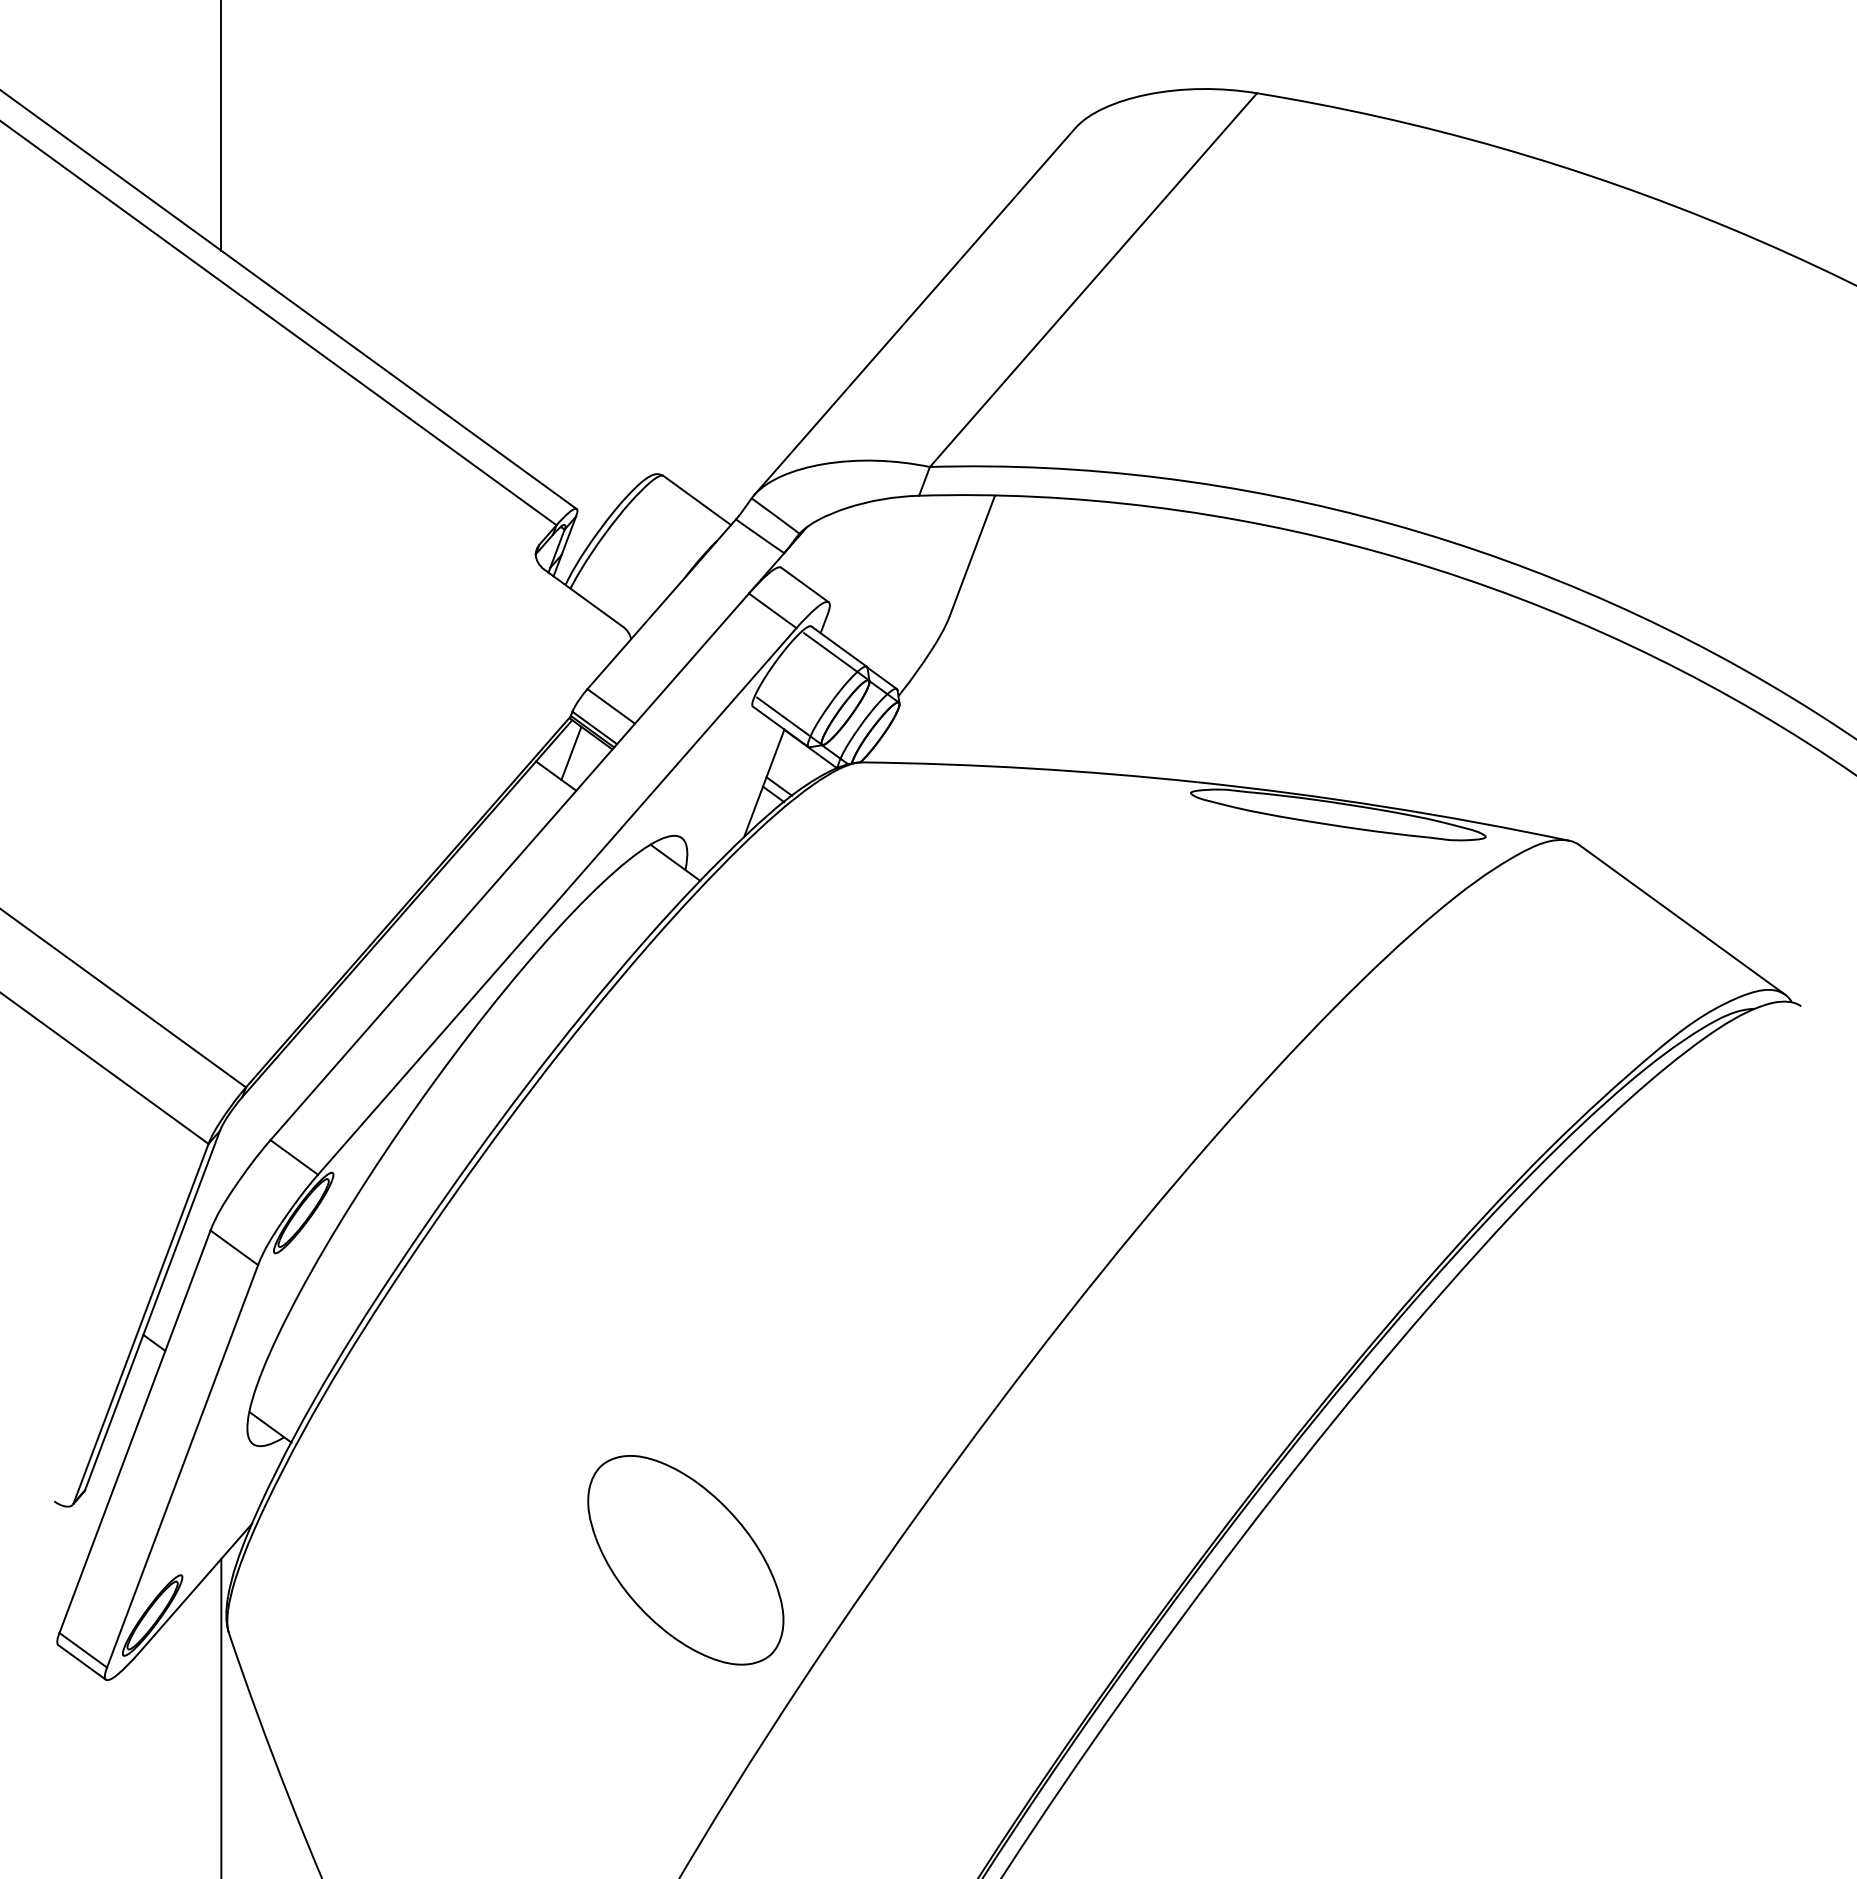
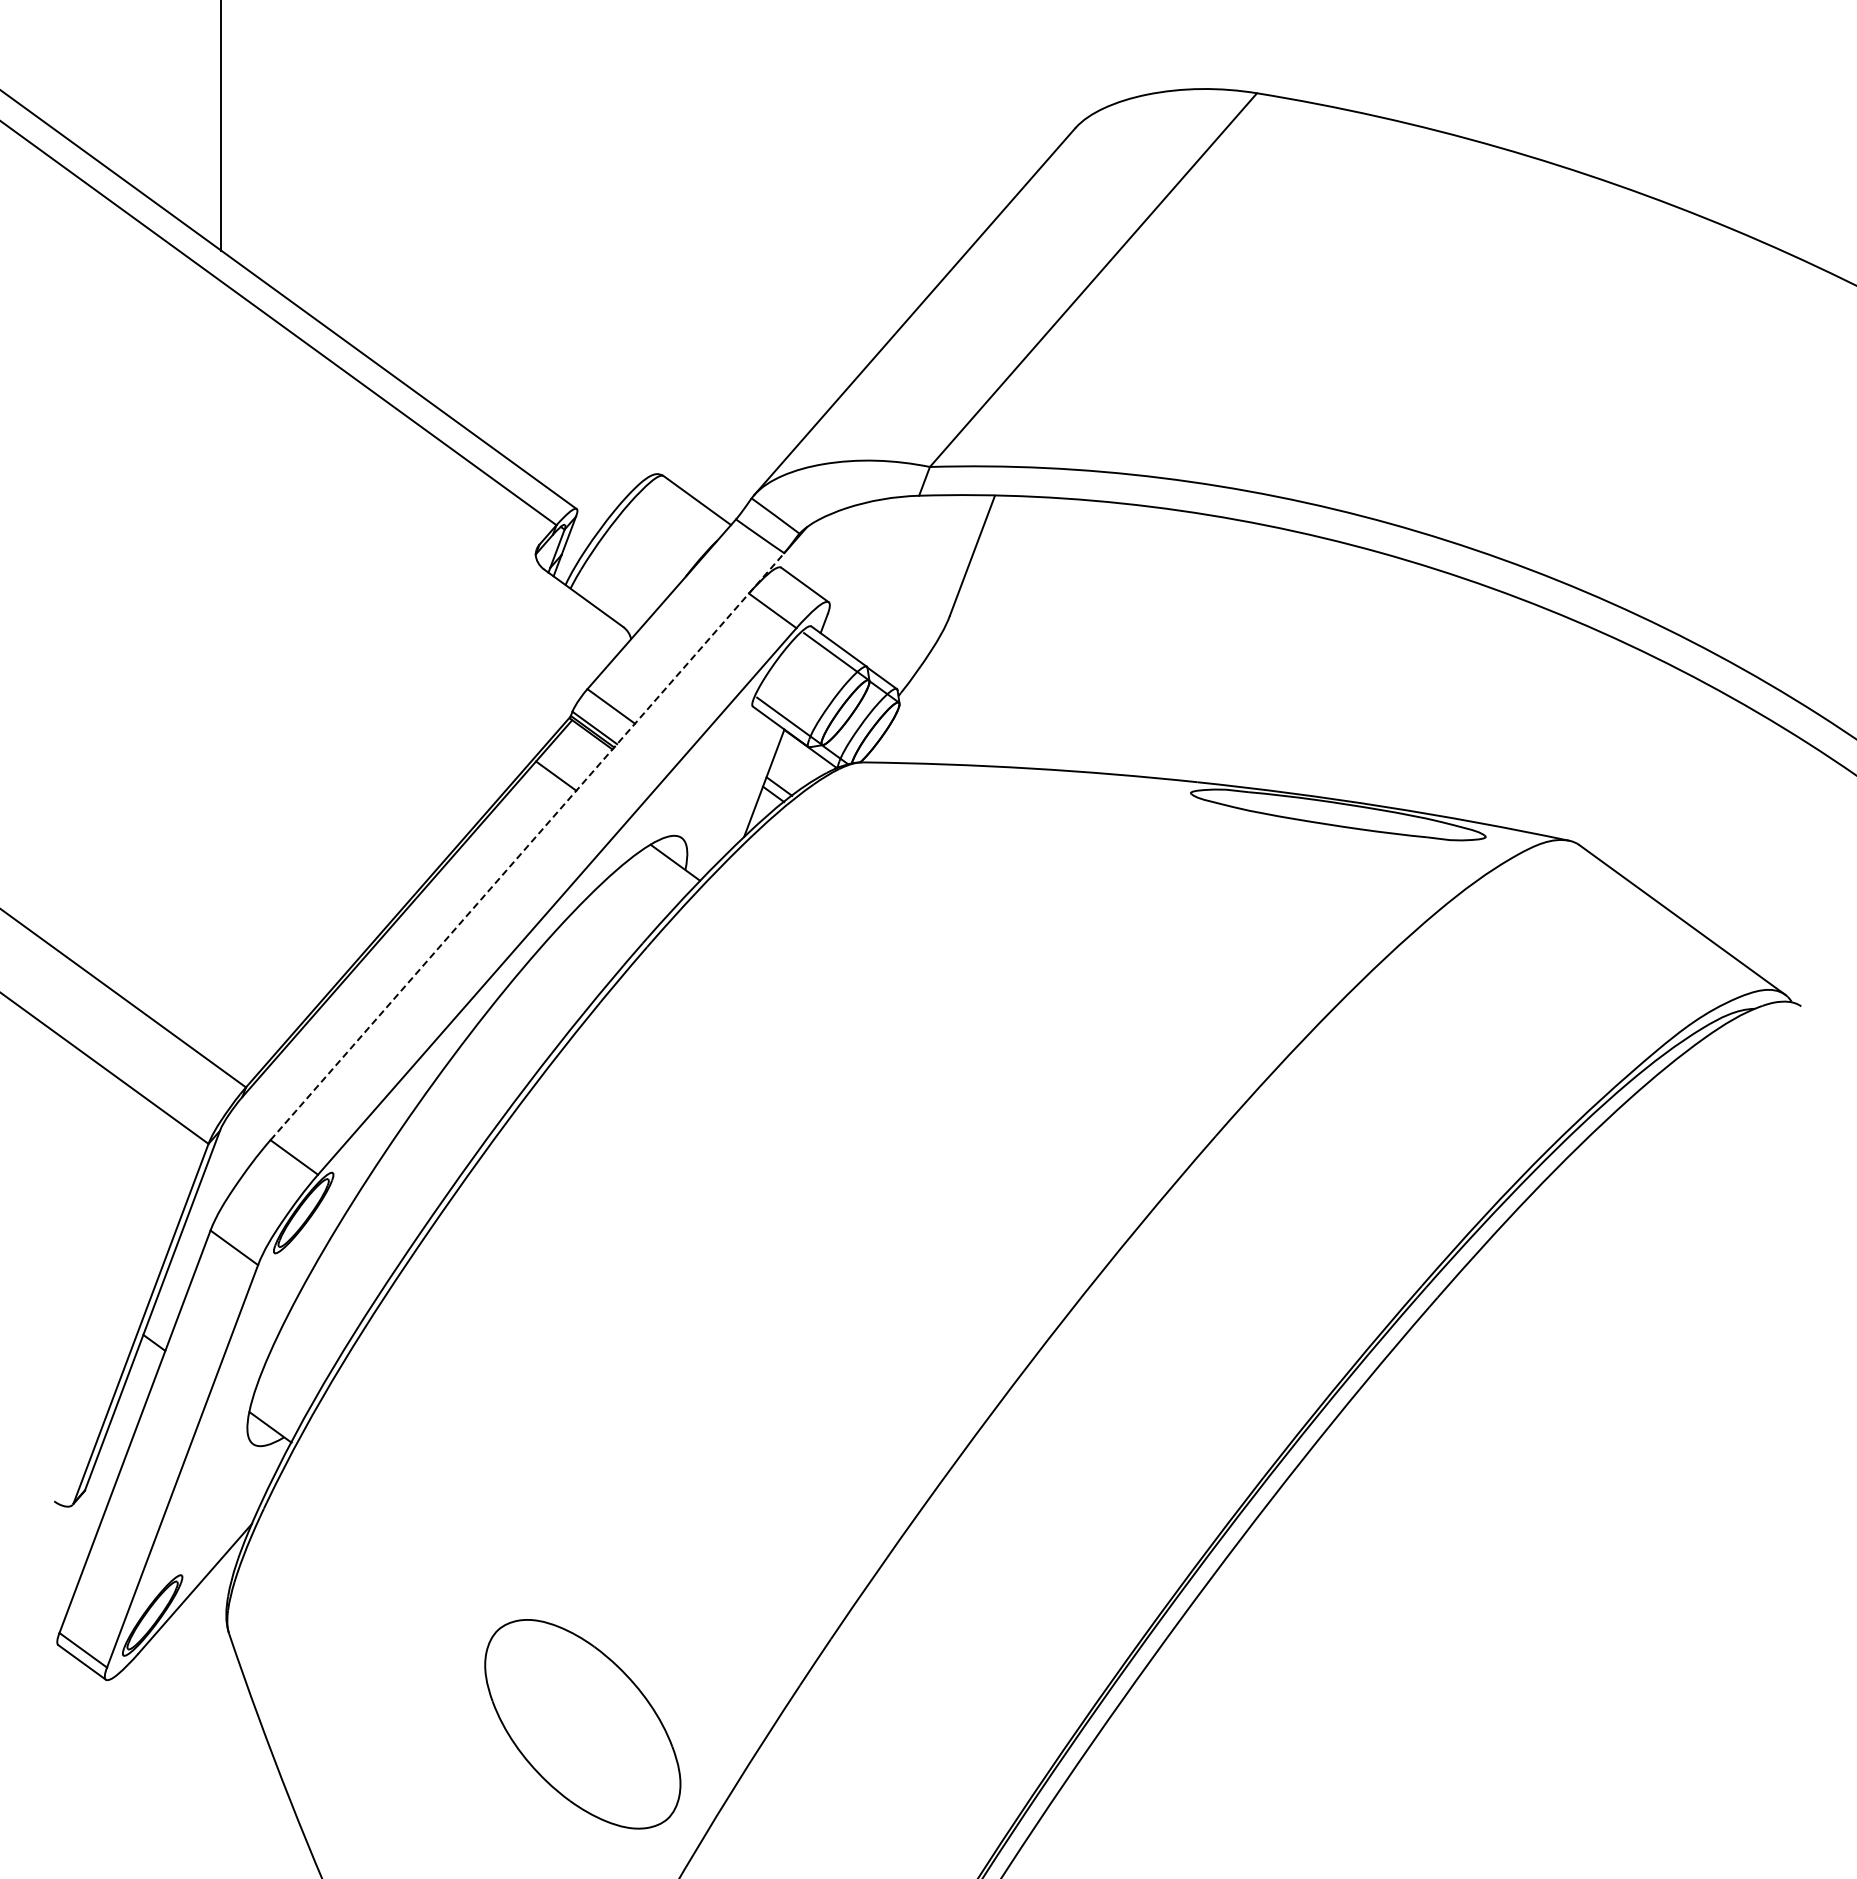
line: present -> none (571, 752)
line: solid -> dashed (527, 846)
part position: (685, 1560) -> (582, 1724) (582, 1724)
line: present -> none (221, 1716)
